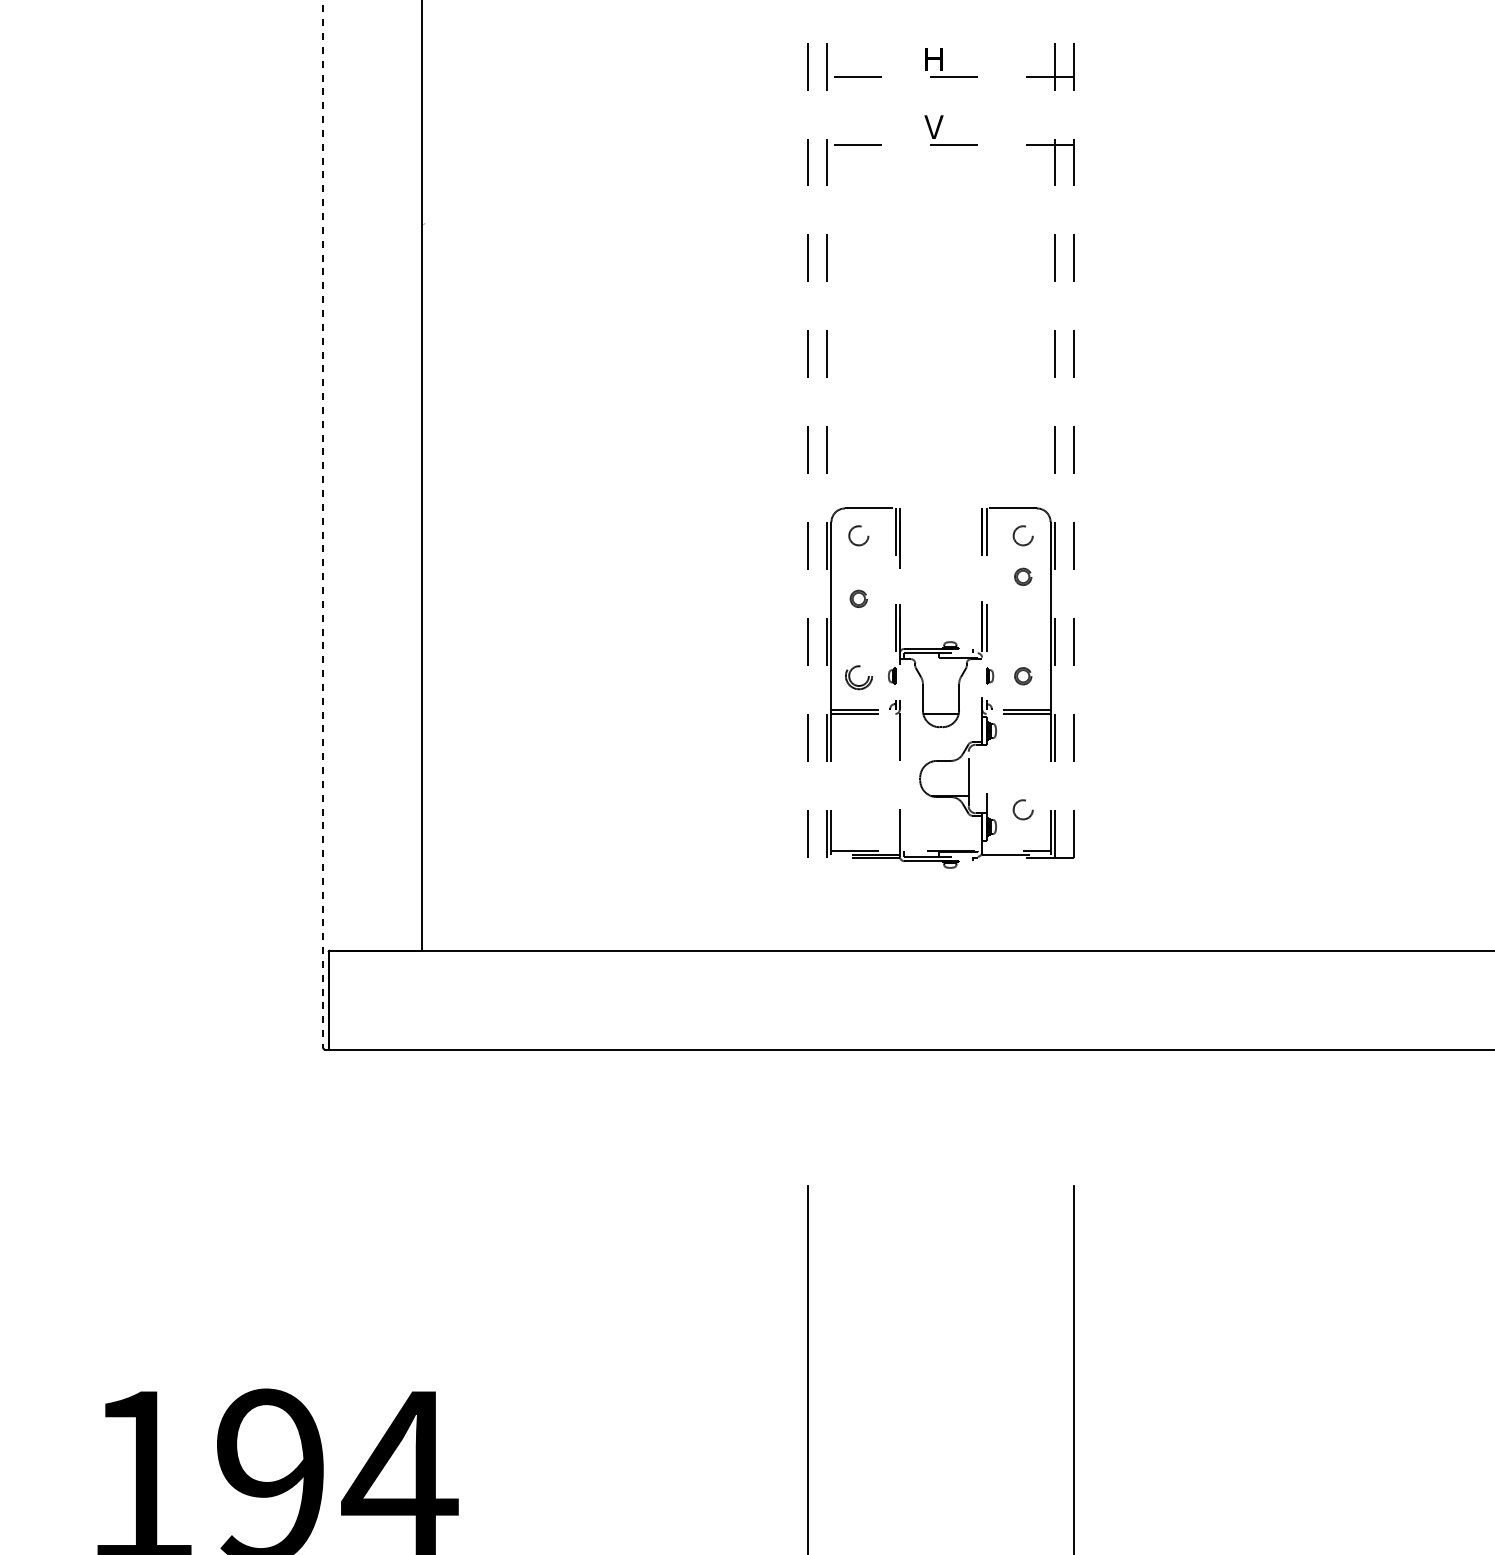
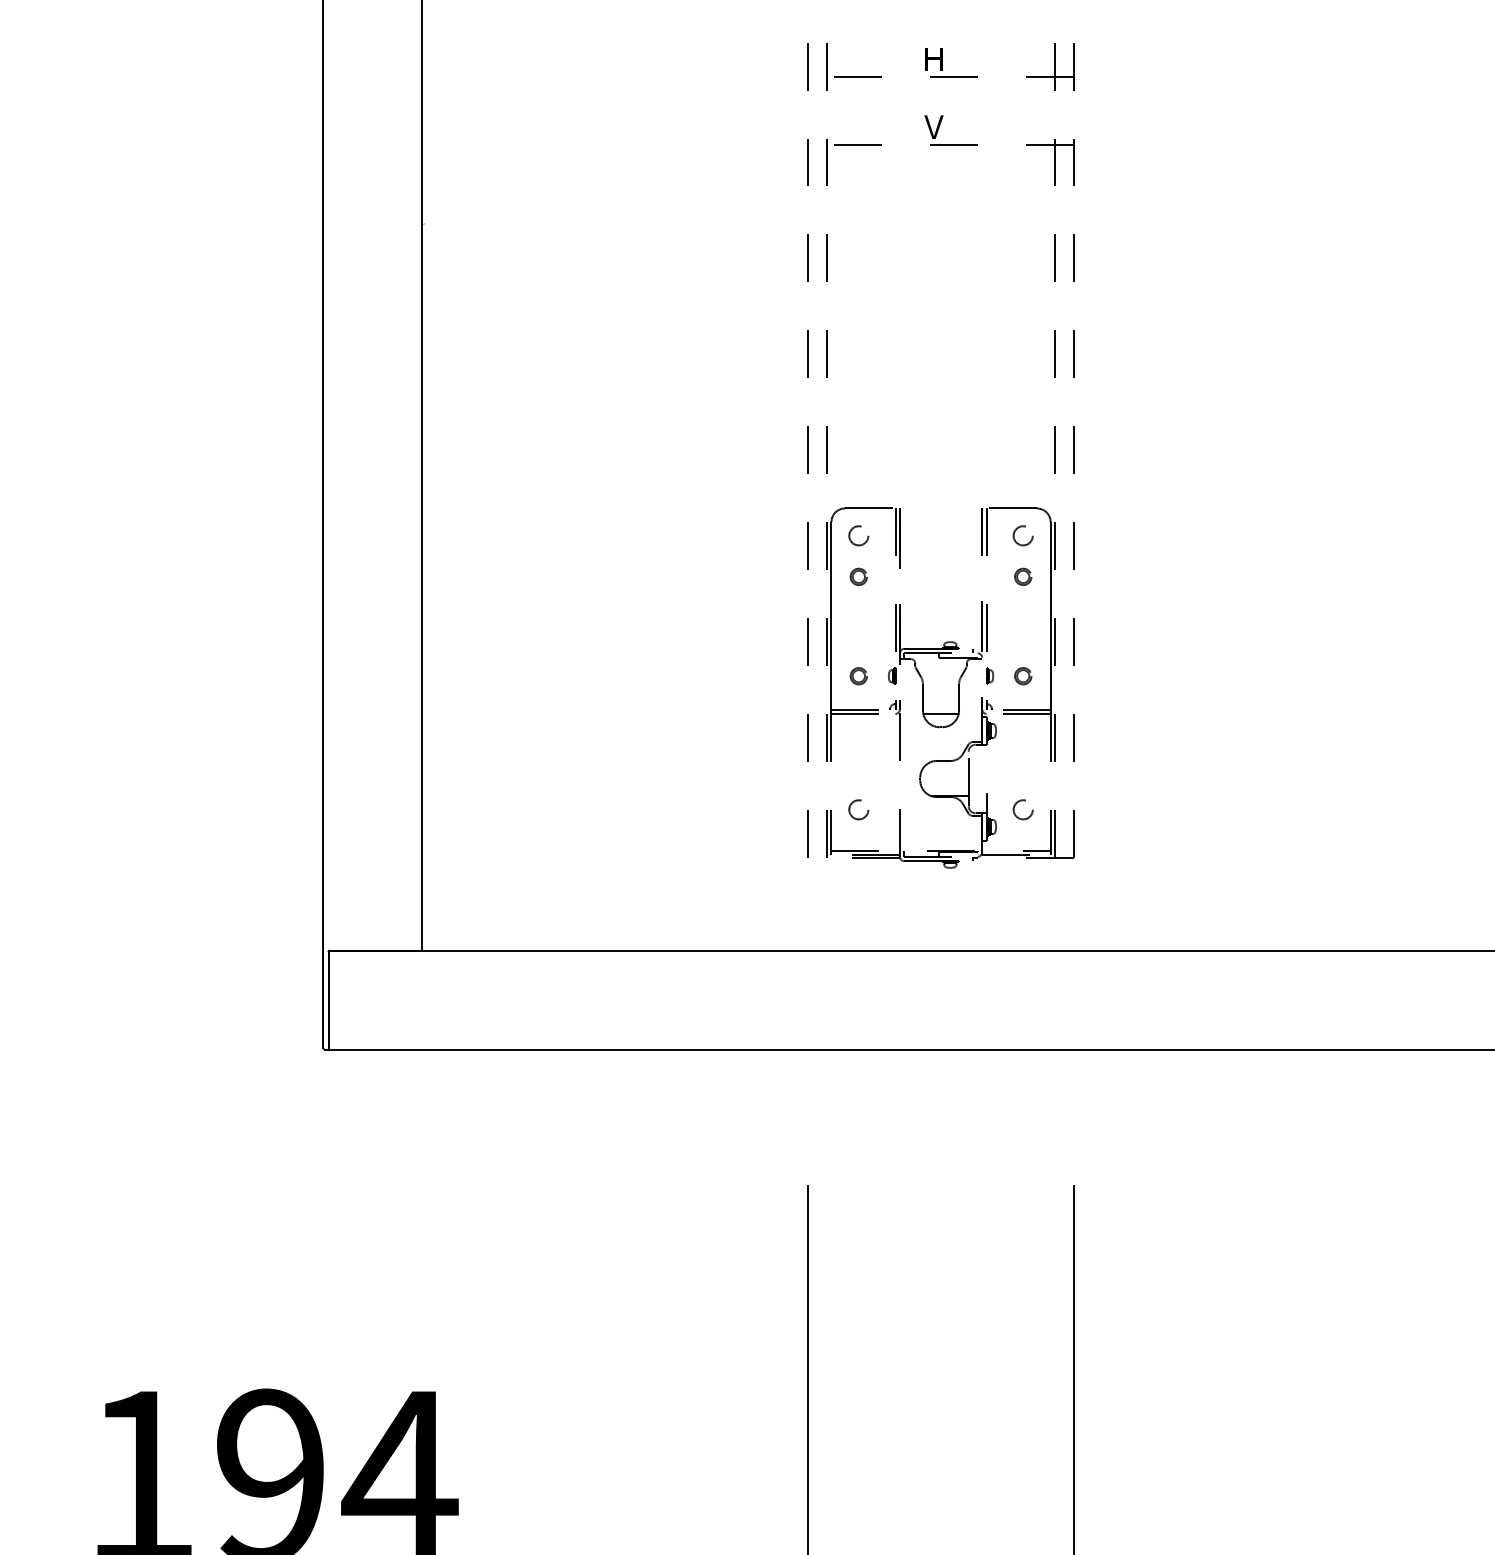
line: dashed -> solid (323, 524)
part position: (858, 598) -> (858, 576) (858, 576)
part size: 29x26 px -> 19x19 px (858, 676)
circle: none -> present (858, 809)
